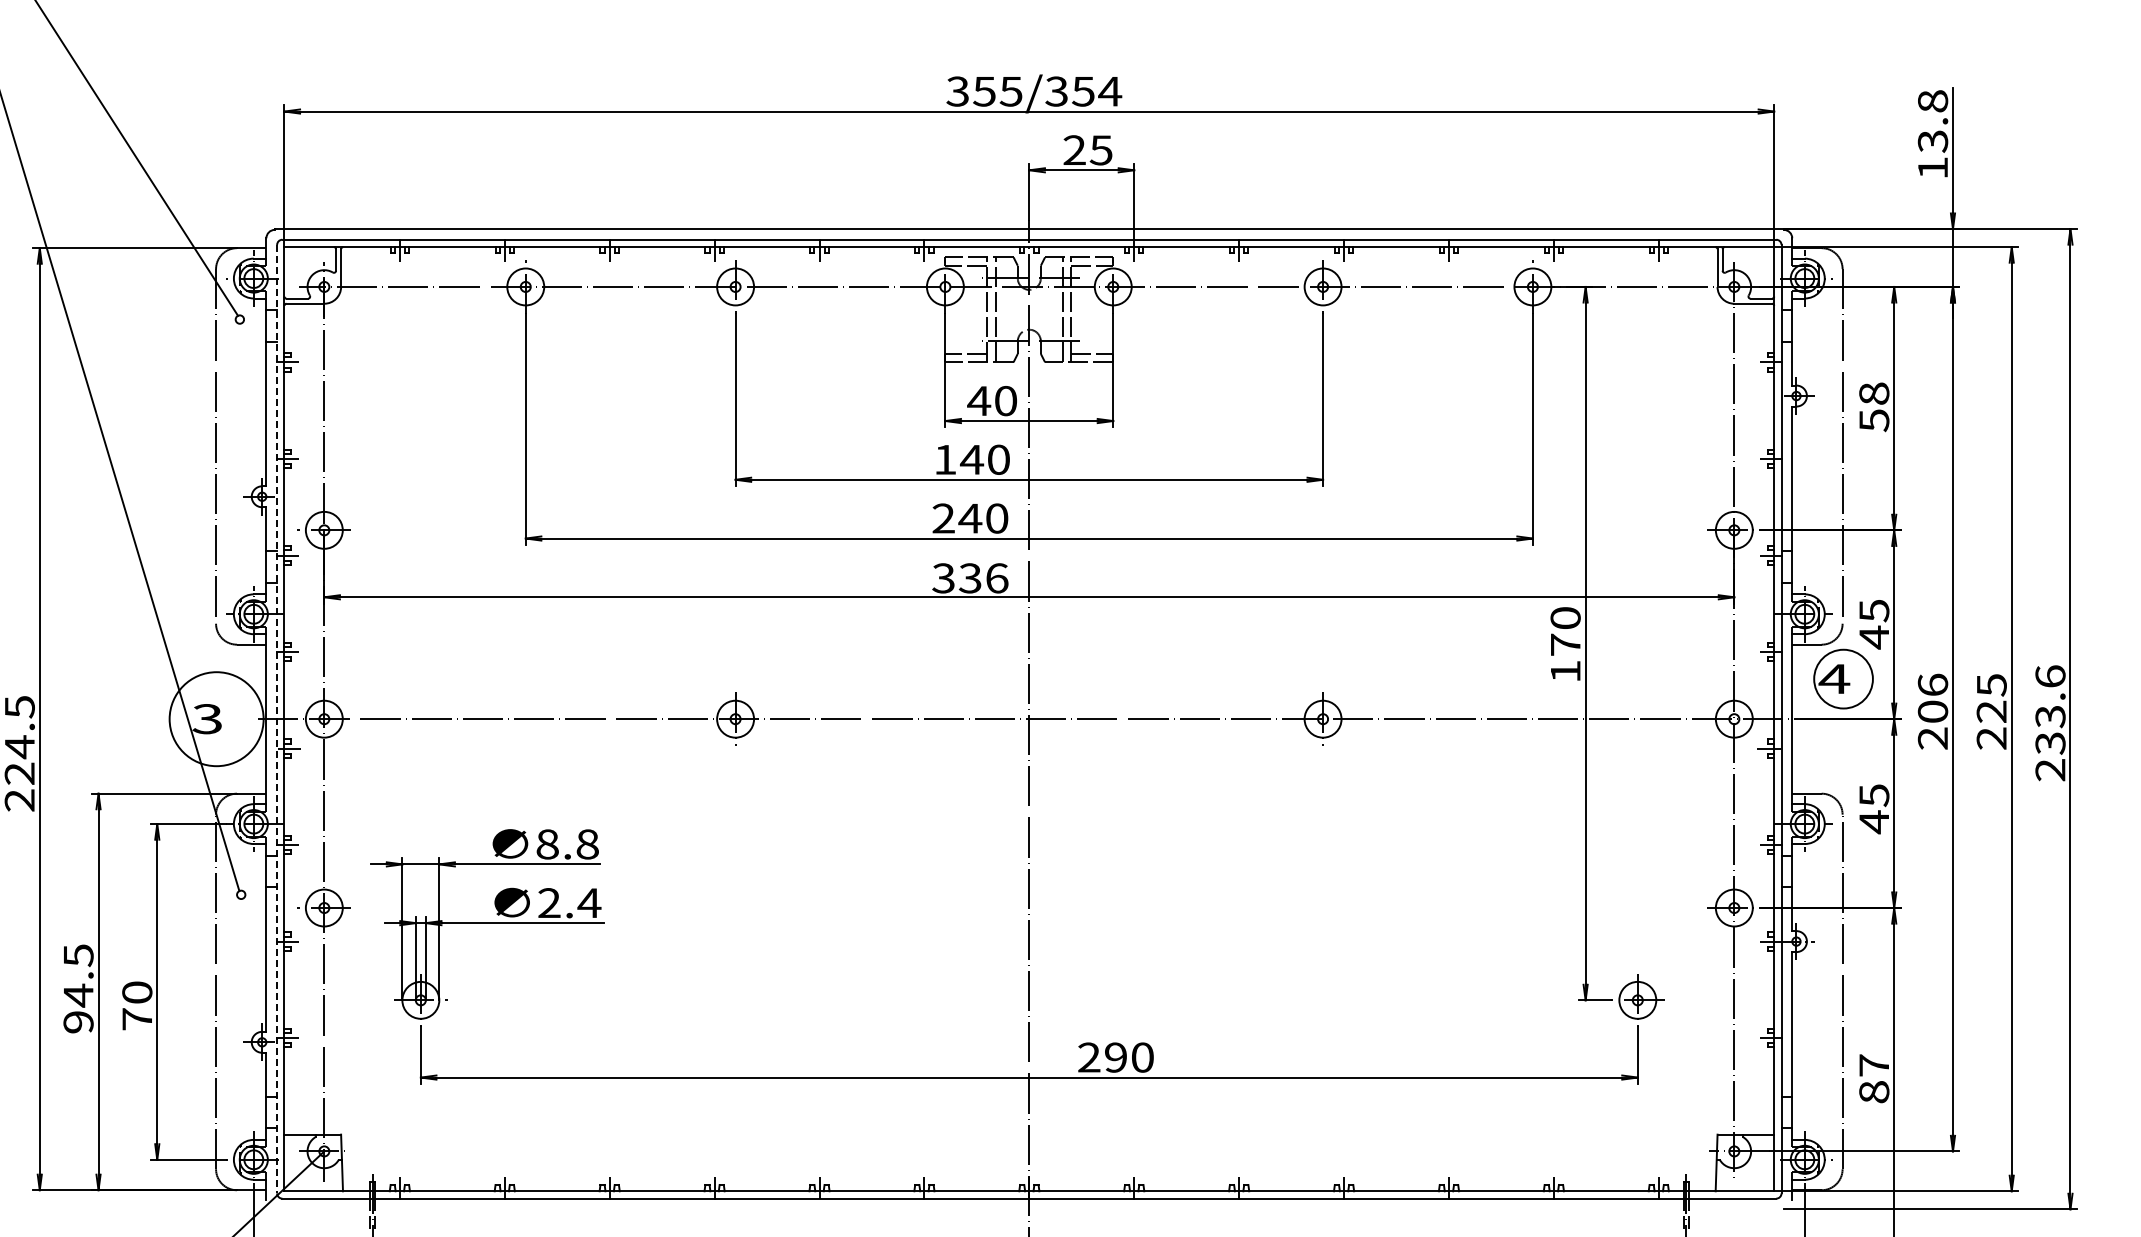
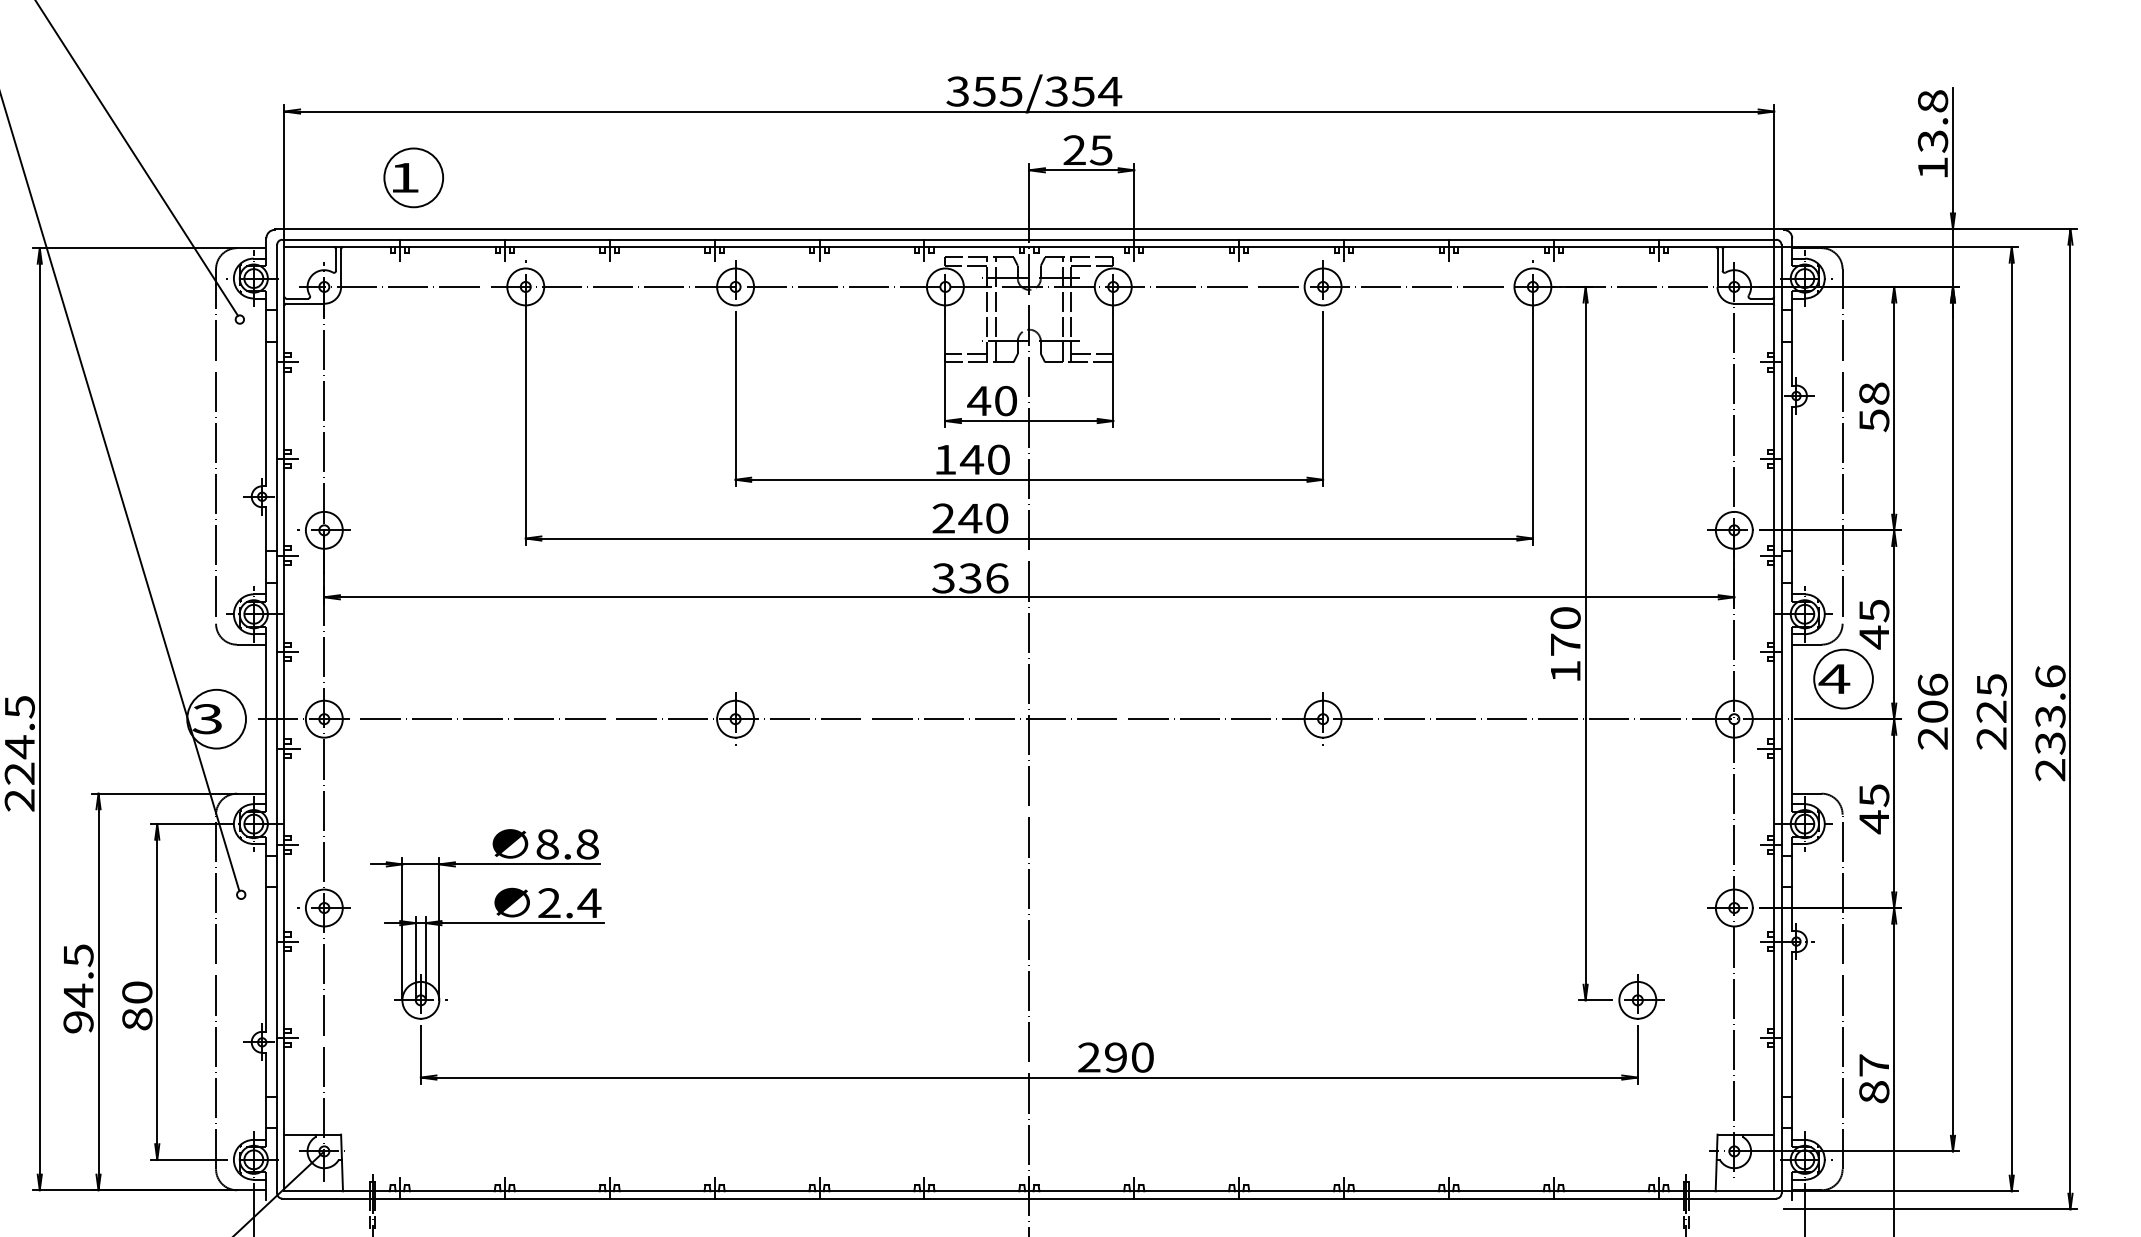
part: none -> present (413, 177)
circle diameter: 94 px -> 59 px (216, 718)
line: dashed -> solid (277, 719)
text: 70 -> 80 (137, 1019)
